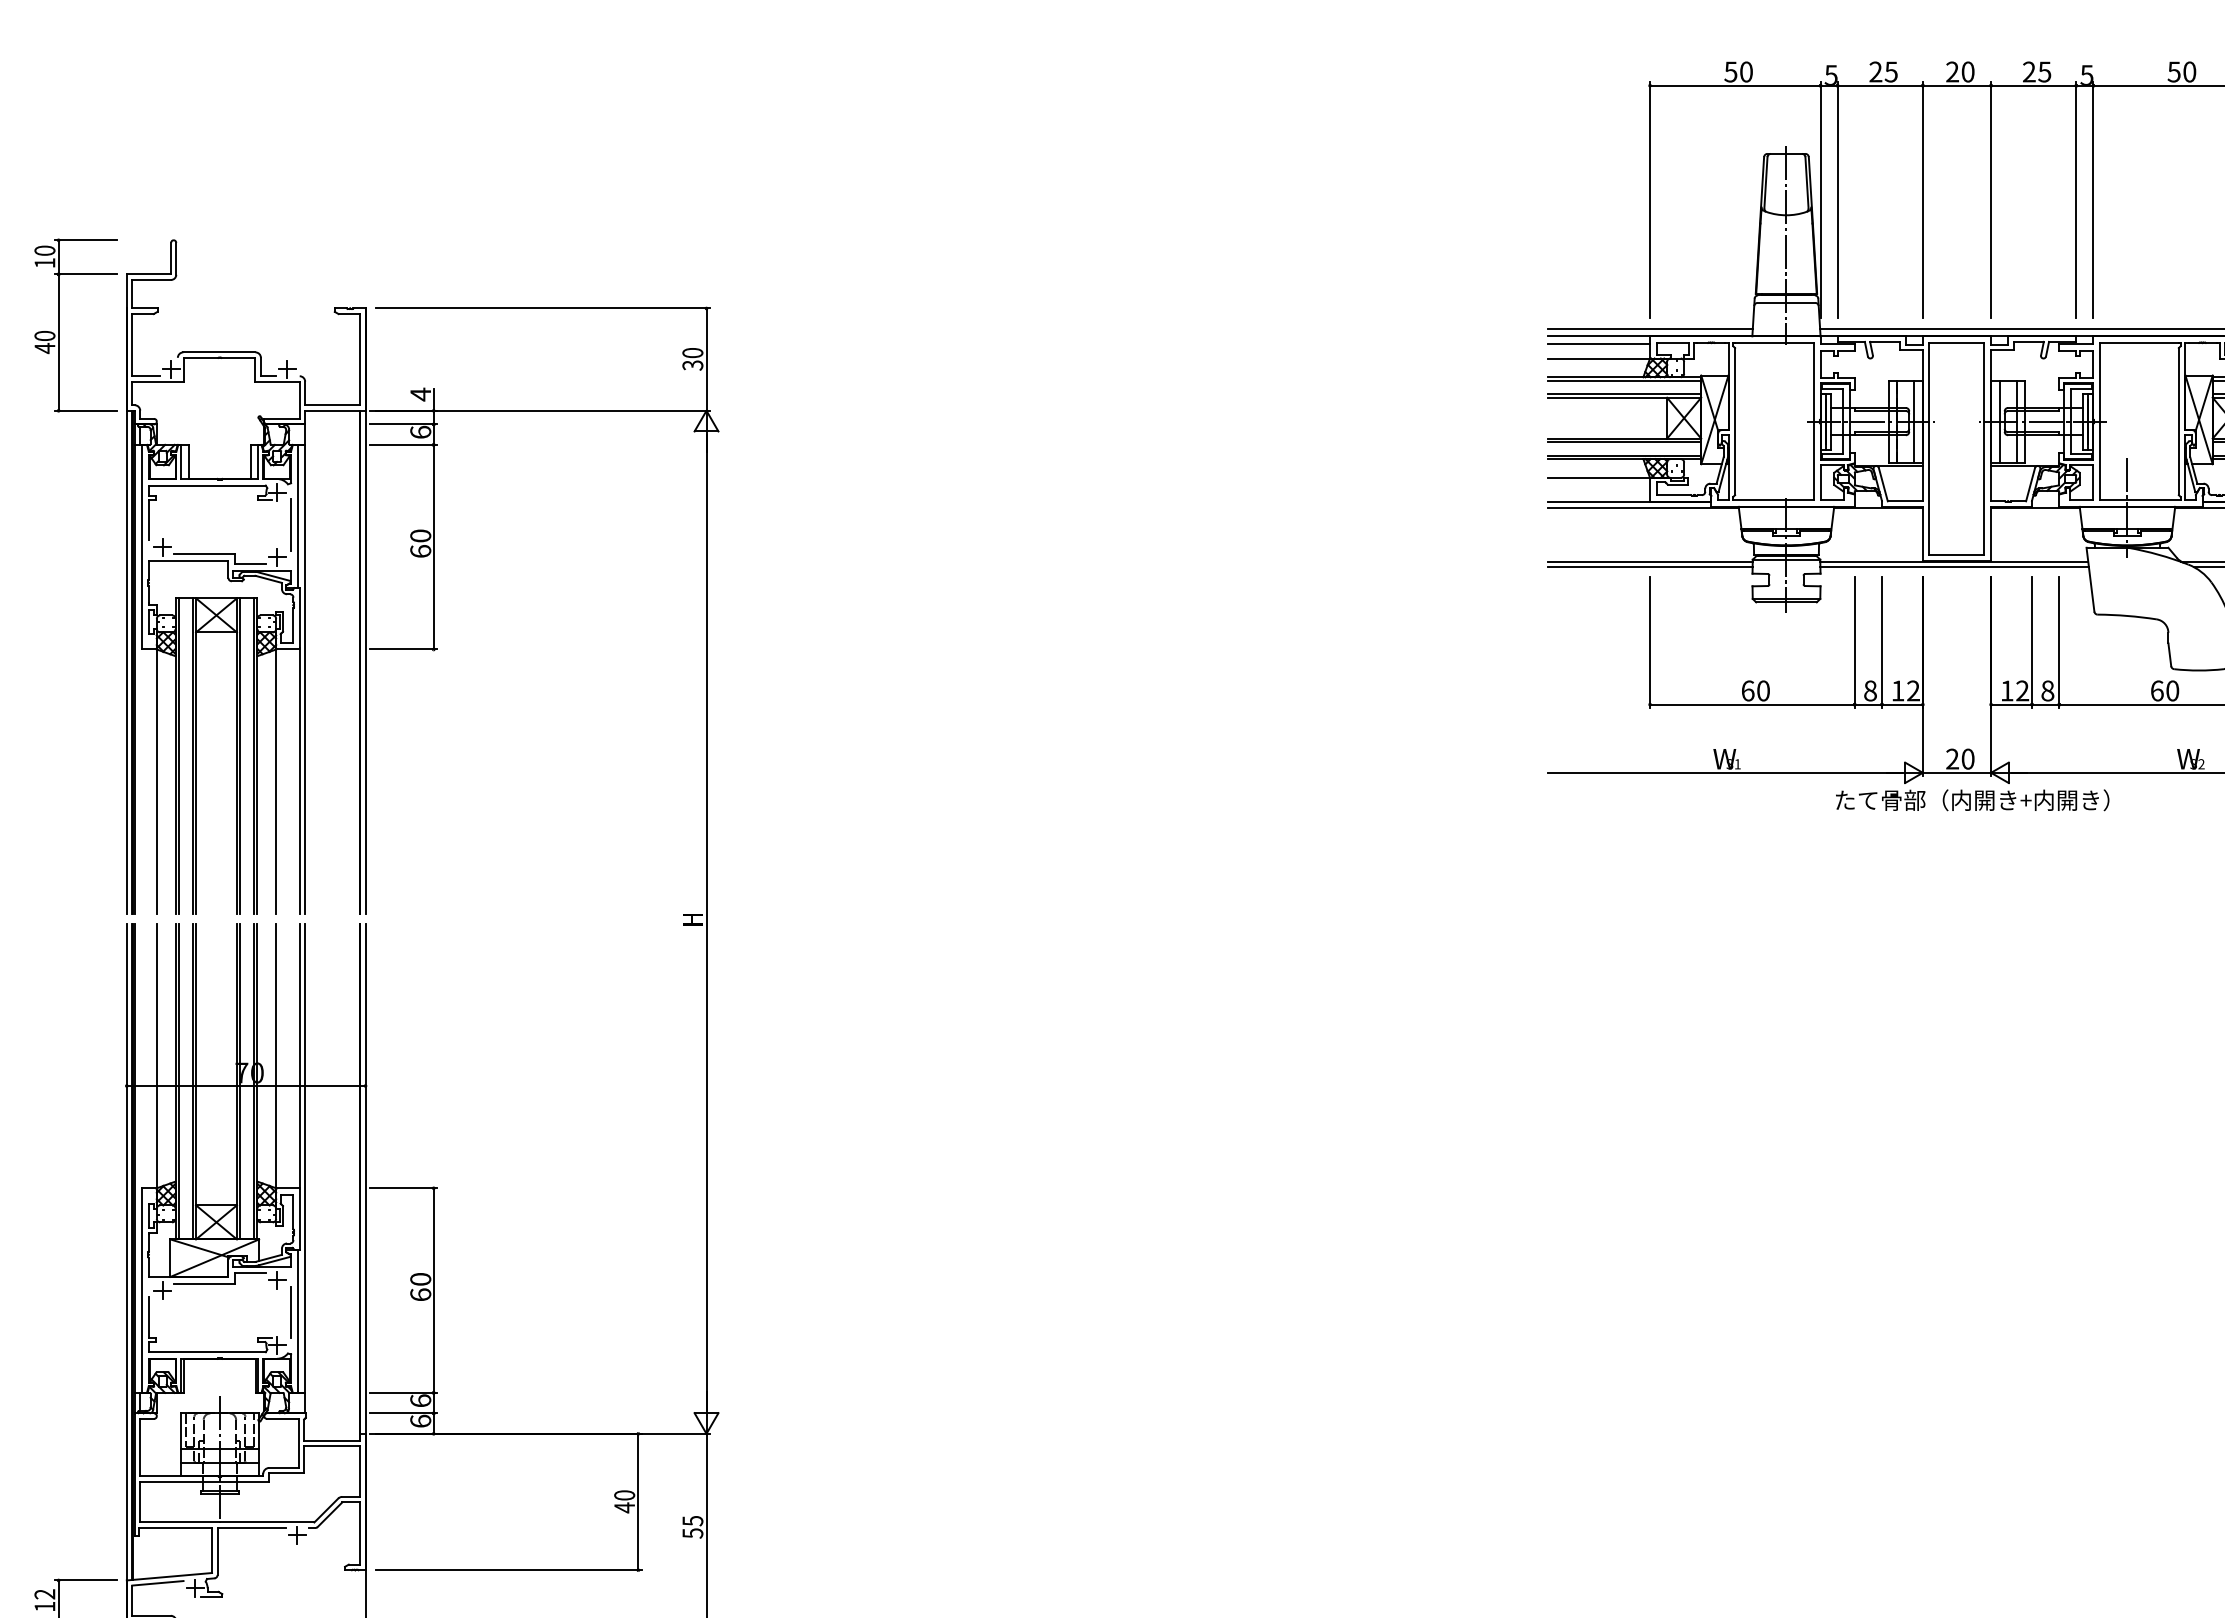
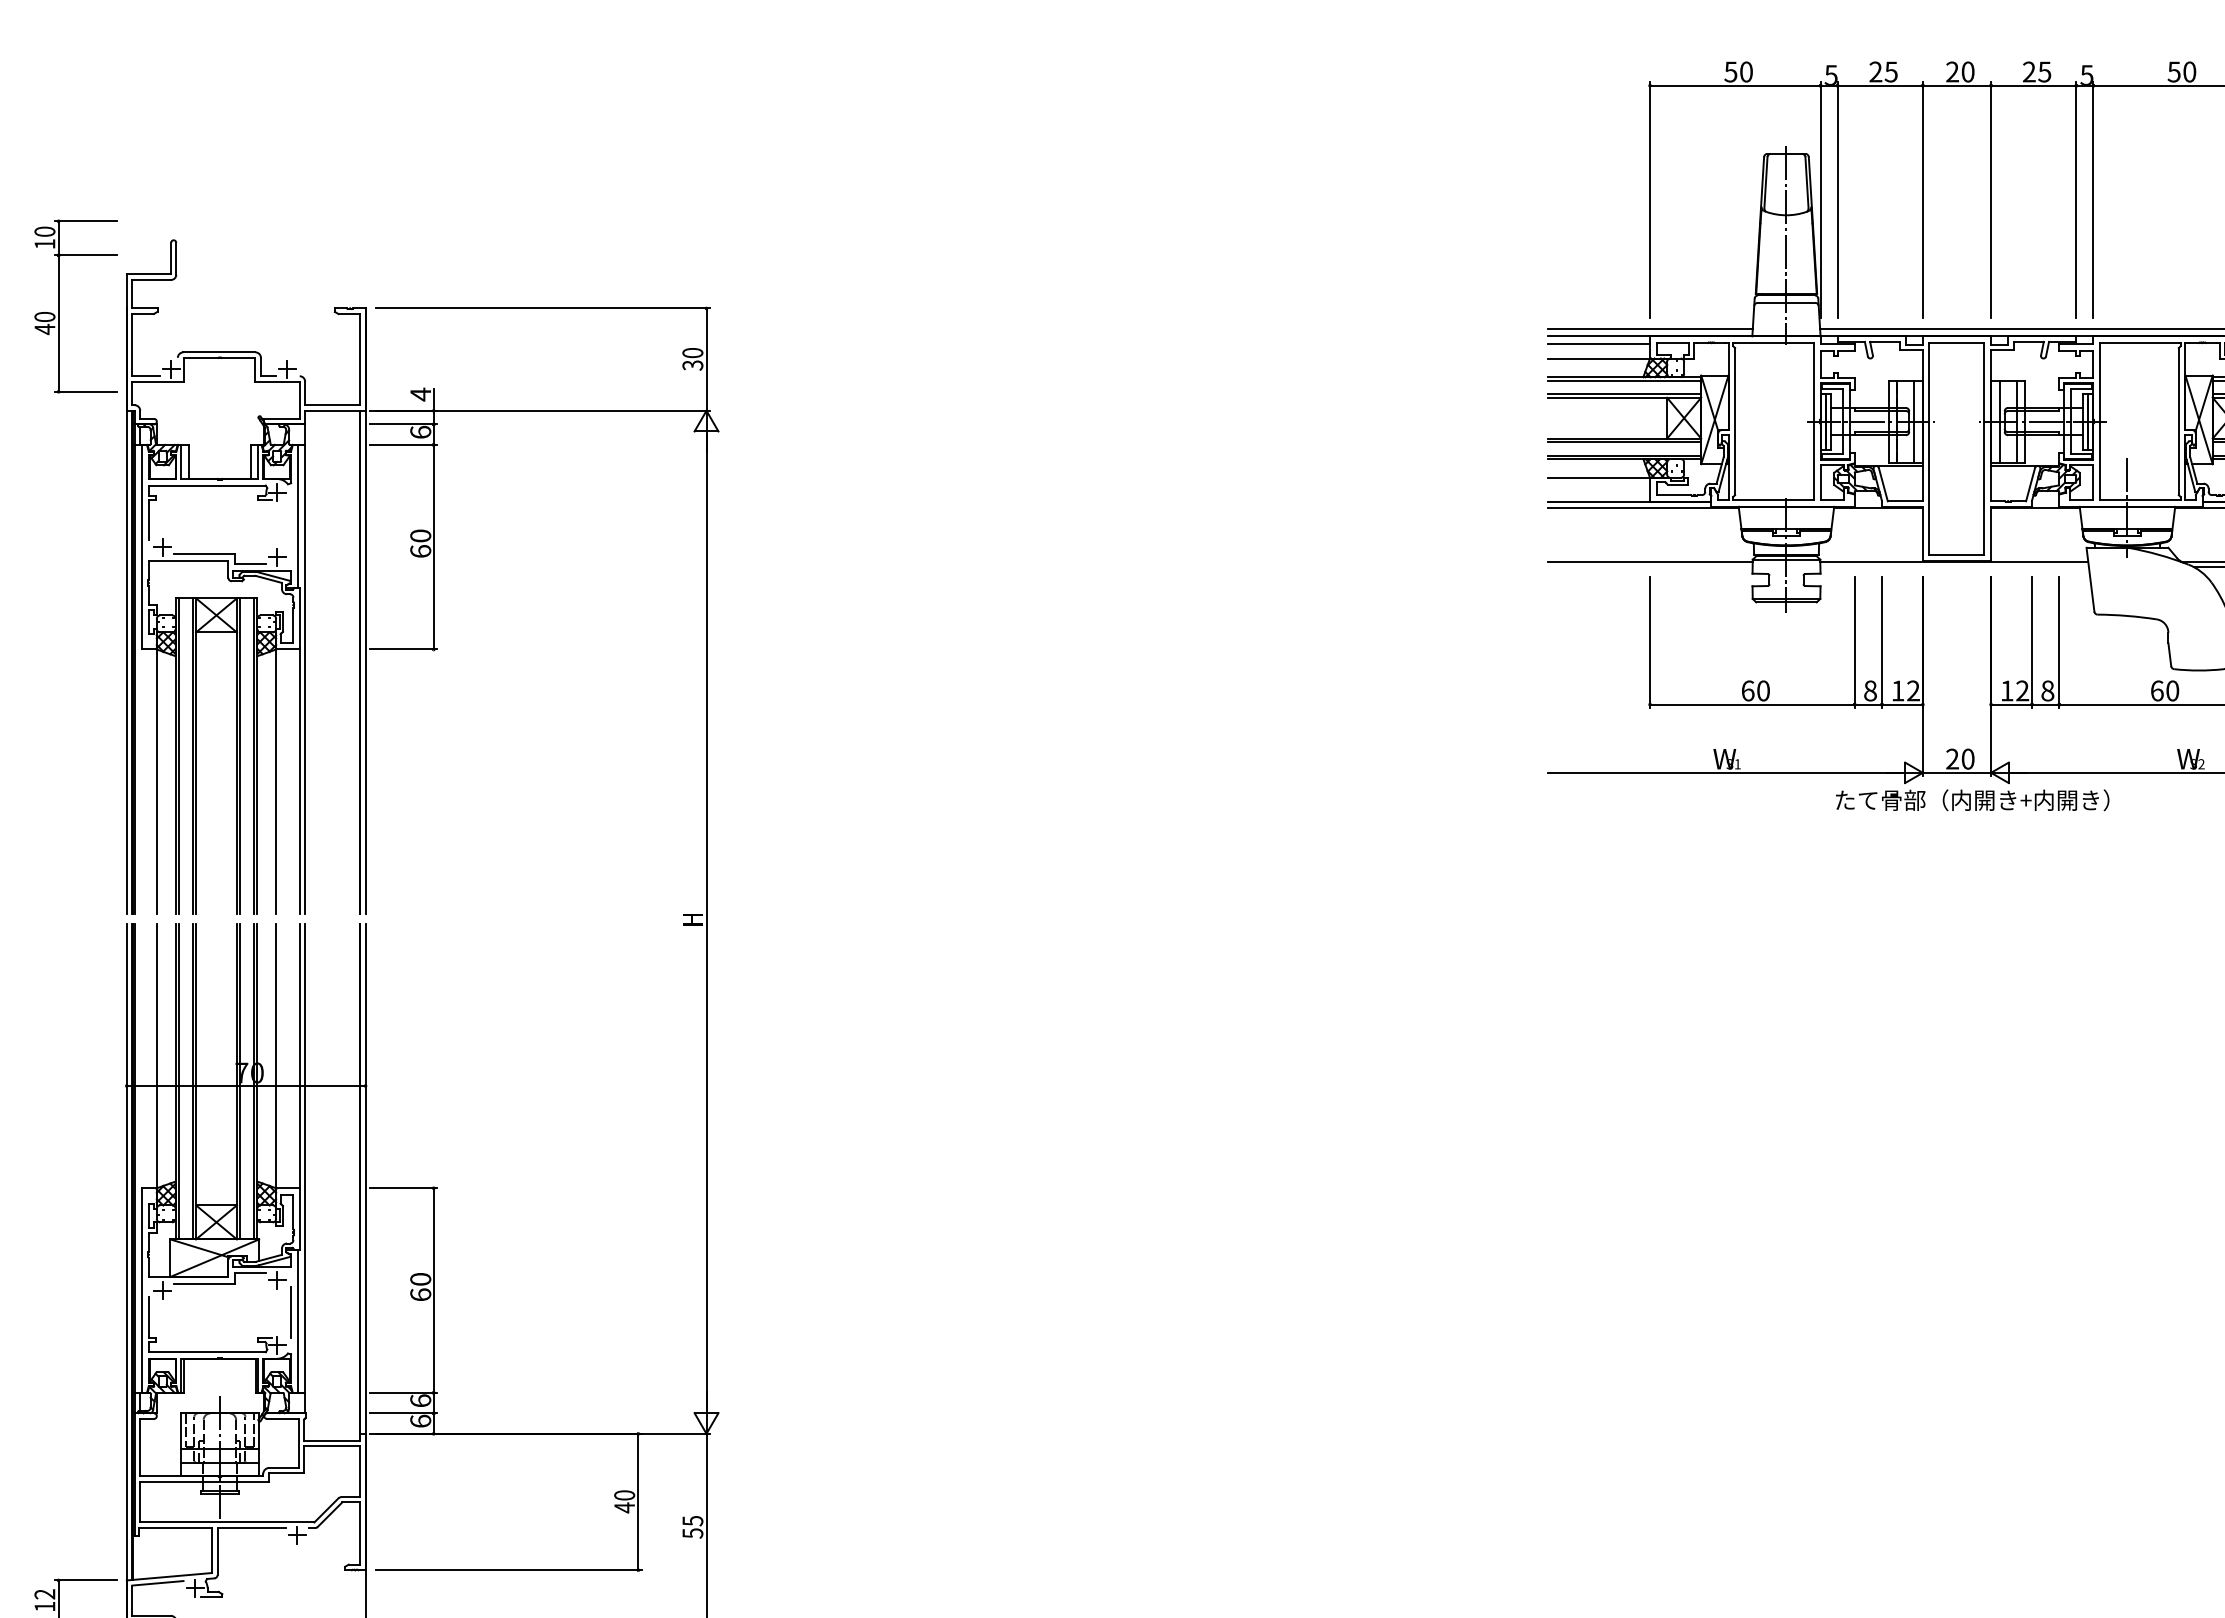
part position: (59, 325) -> (59, 306) (59, 306)
line: present -> none (291, 524)
line: present -> none (1649, 567)
line: present -> none (1954, 567)
